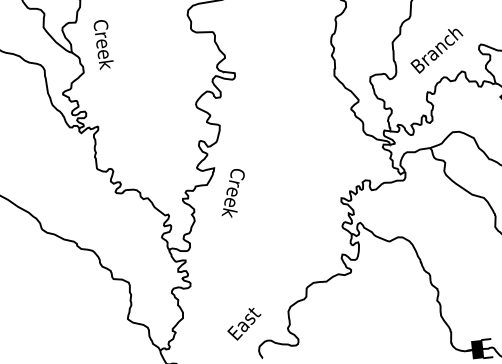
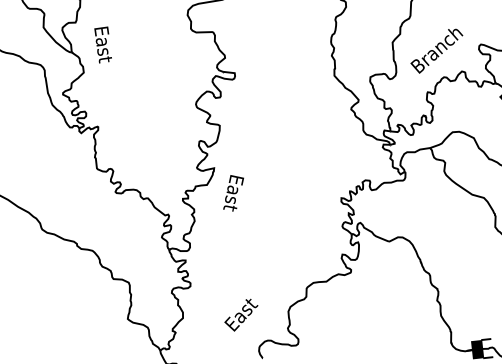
text: Creek -> East (103, 45)
text: Creek -> East (232, 193)
text position: (244, 323) -> (241, 314) (241, 314)
